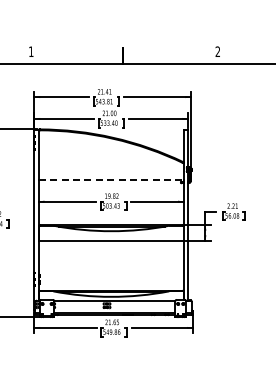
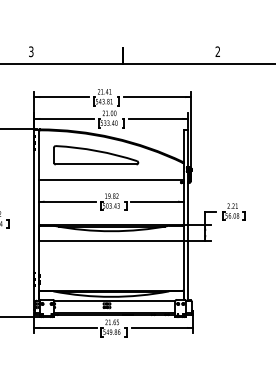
text: 1 -> 3 (31, 51)
part: none -> present (96, 155)
line: dashed -> solid (111, 179)
